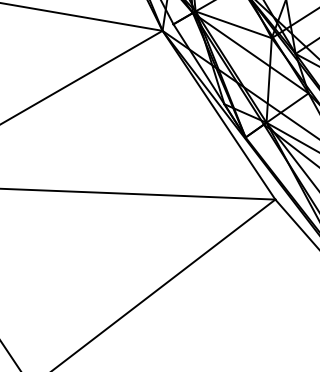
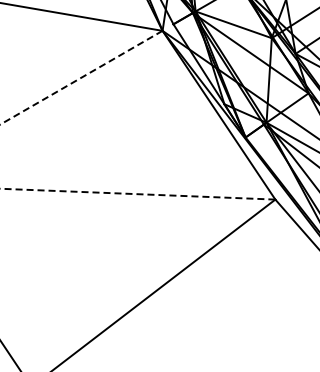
line: solid -> dashed (81, 77)
line: solid -> dashed (137, 194)
